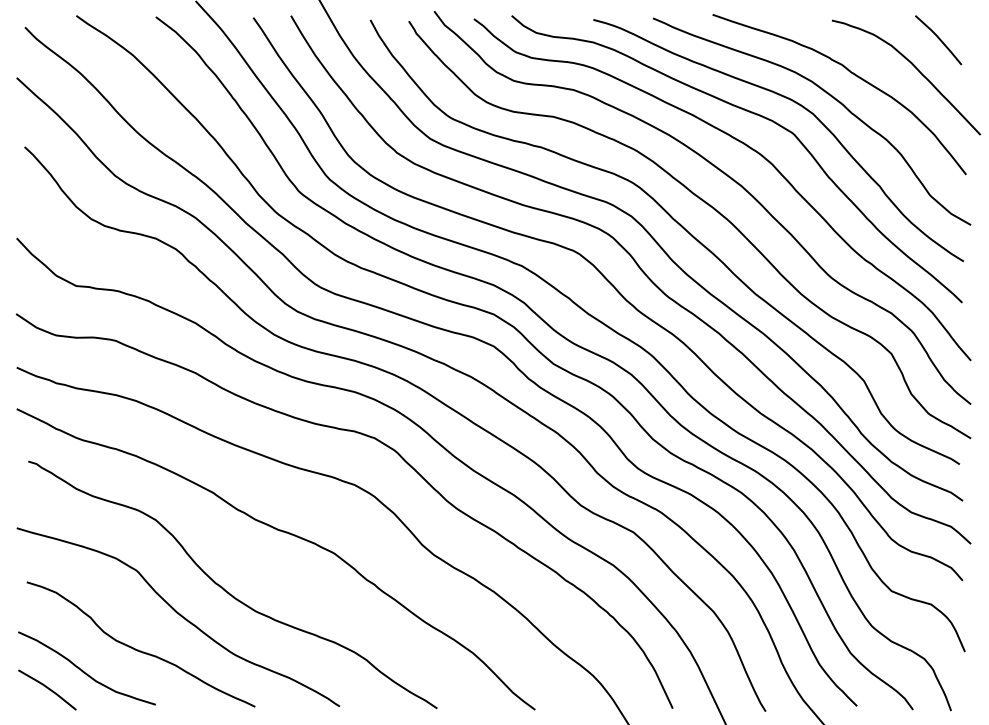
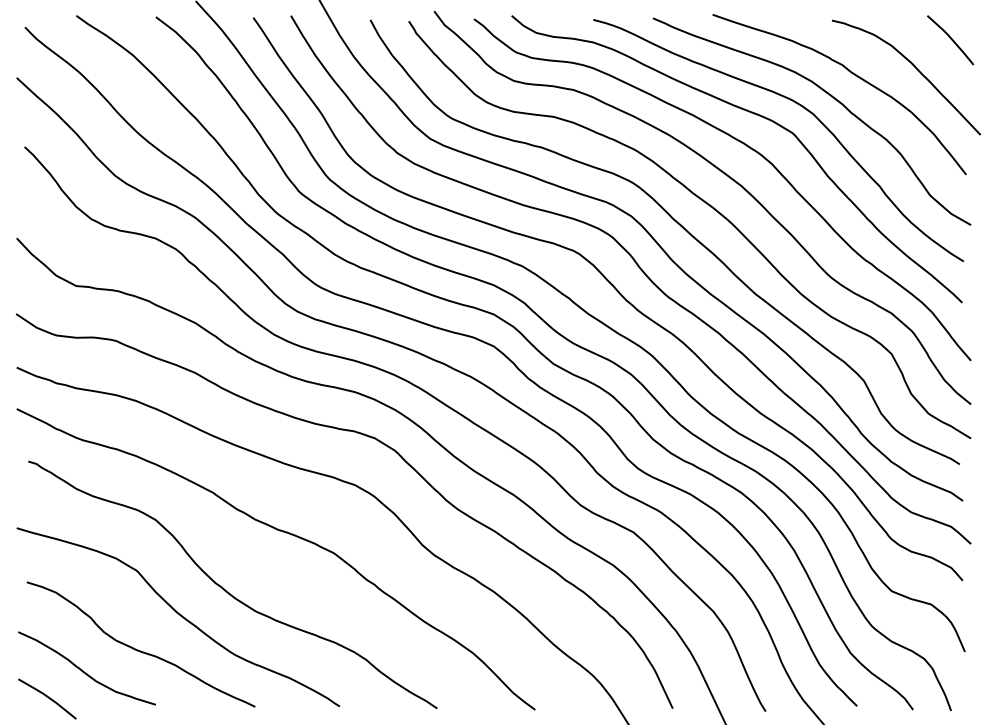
line position: (938, 39) -> (950, 39) (950, 39)
line position: (47, 688) -> (47, 697) (47, 697)
